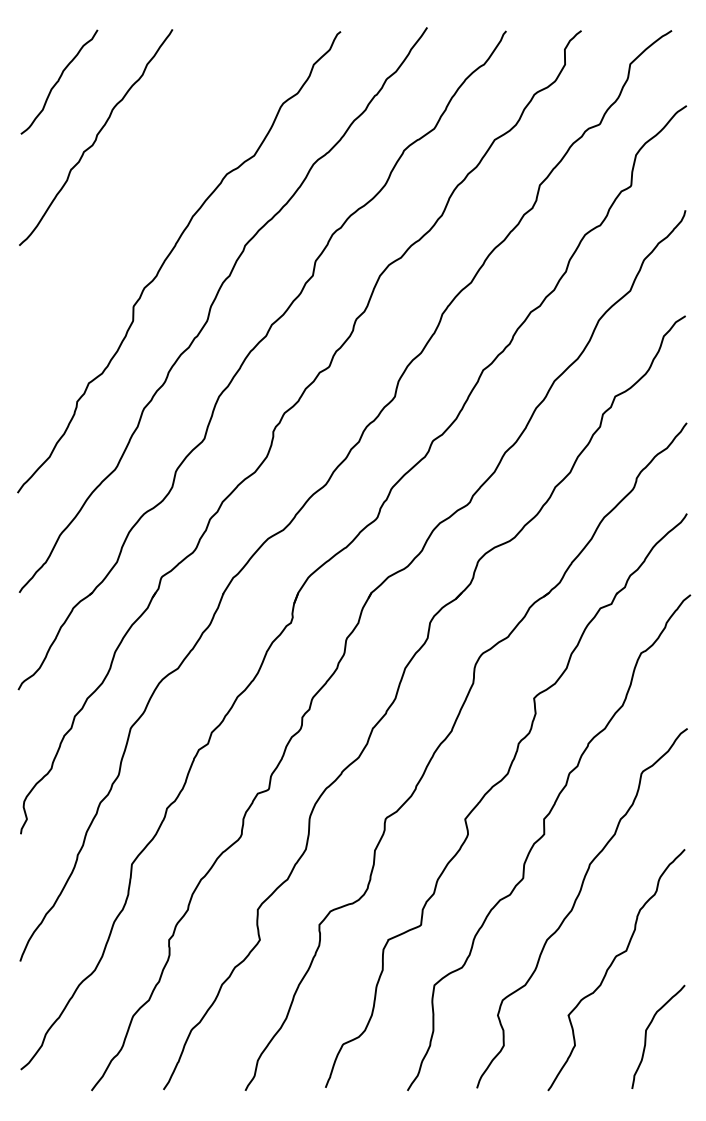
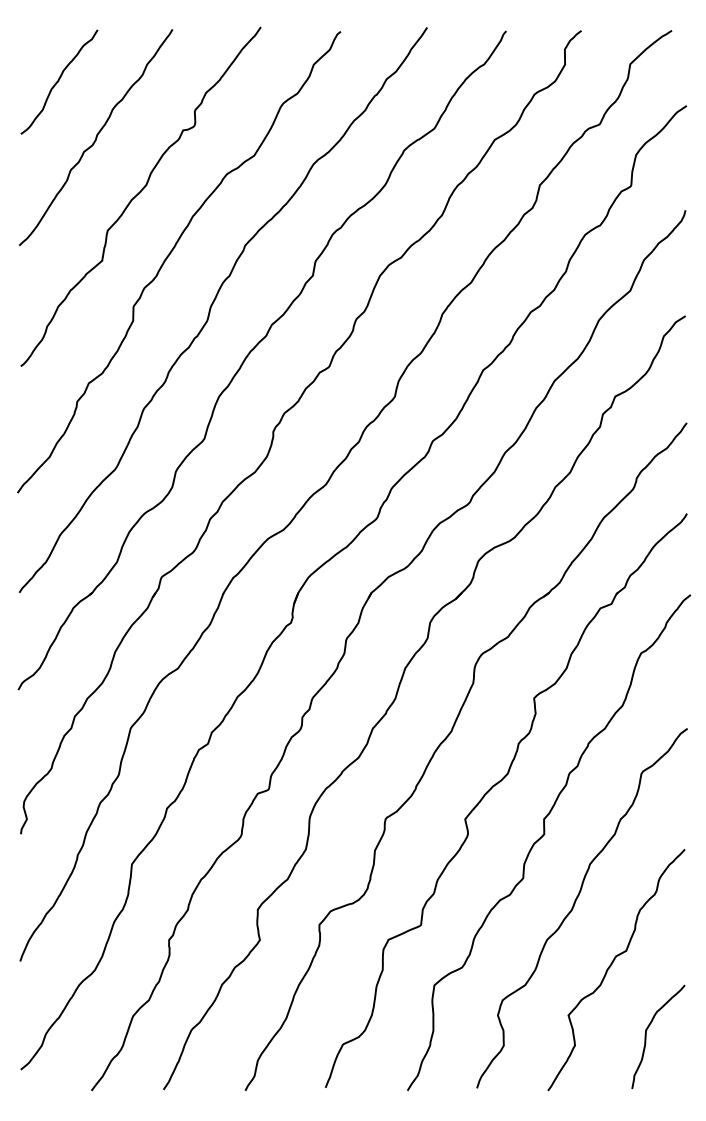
curve: none -> present (139, 194)
